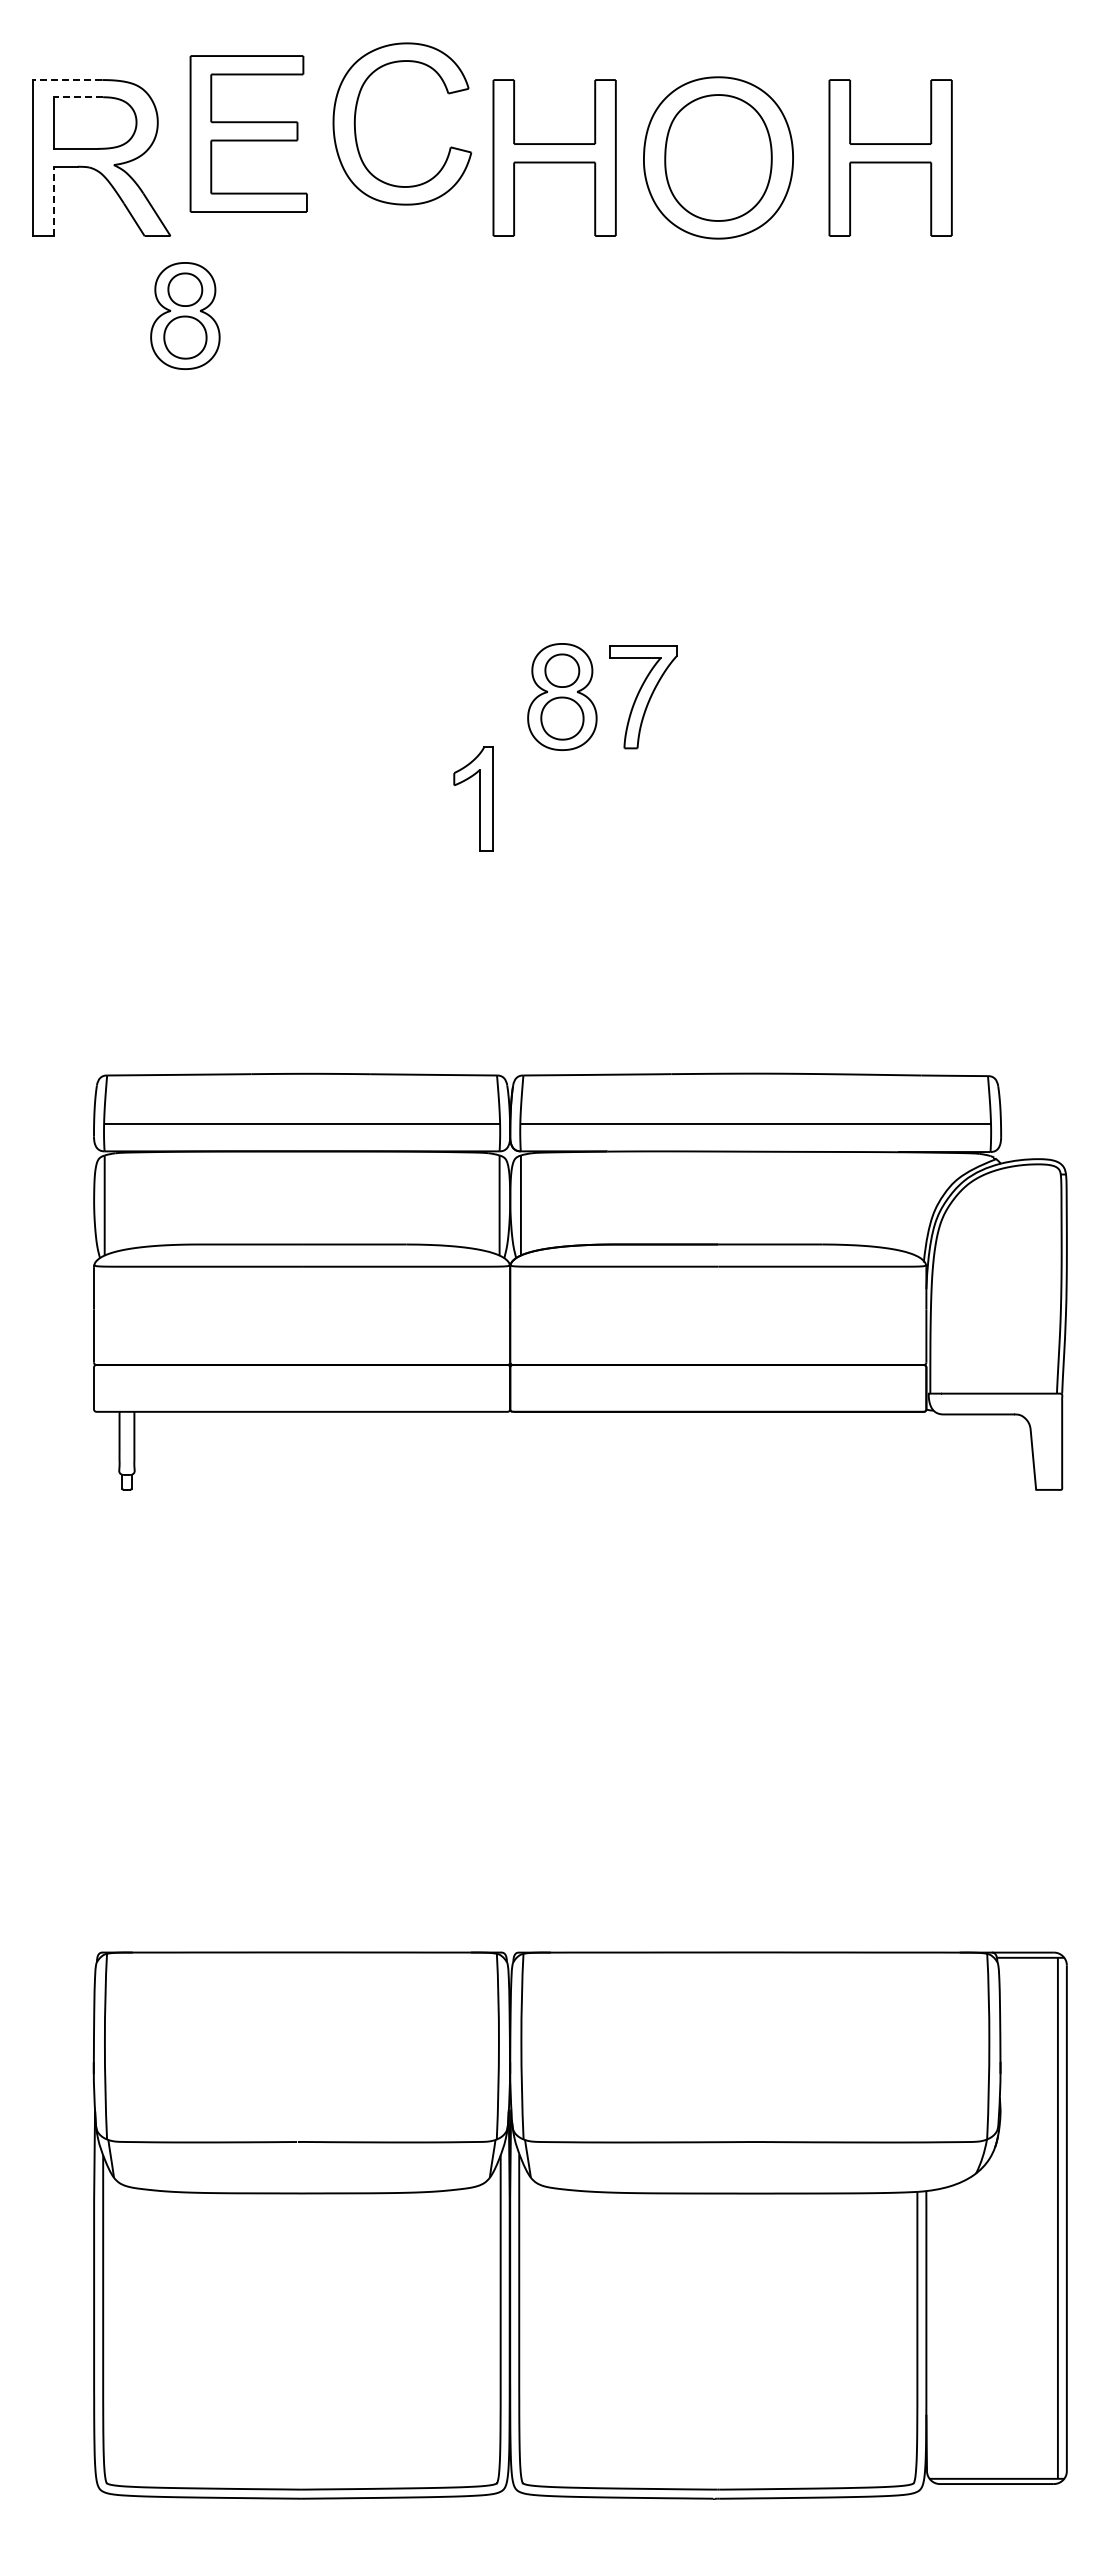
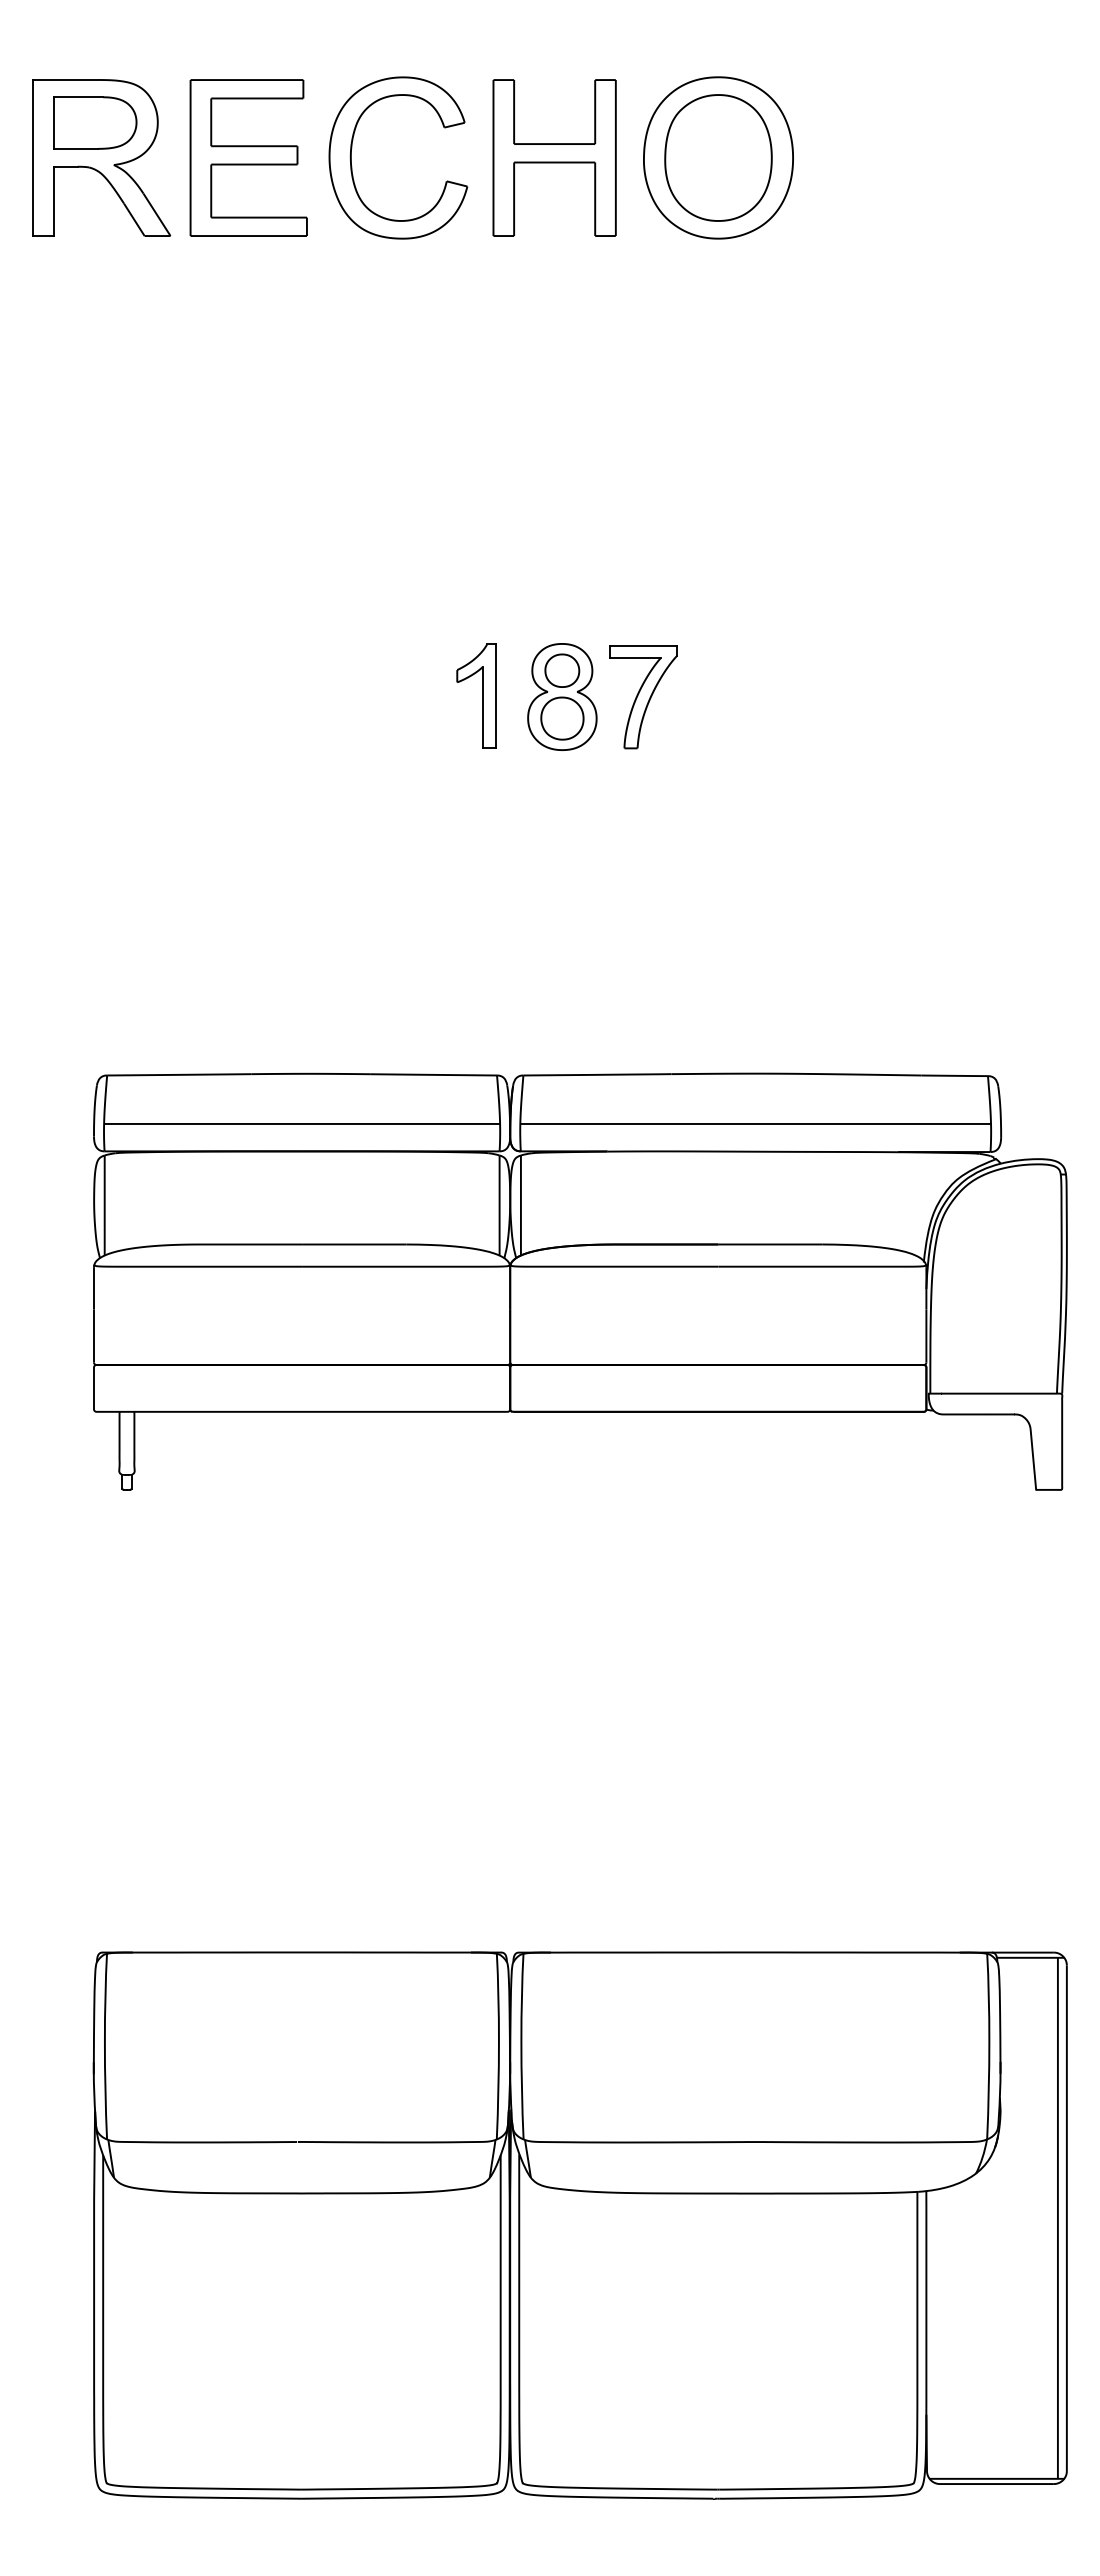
line: dashed -> solid (67, 80)
line: dashed -> solid (78, 97)
part position: (356, 114) -> (352, 148) (352, 148)
part position: (248, 133) -> (248, 157) (248, 157)
part: present -> none (890, 157)
line: dashed -> solid (53, 201)
part: present -> none (185, 315)
part position: (473, 798) -> (476, 695) (476, 695)
